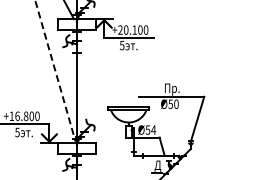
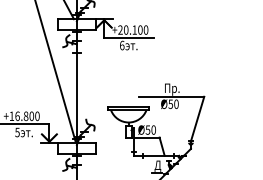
text: 5 -> 6 (121, 45)
line: dashed -> solid (55, 71)
text: Ø54 -> Ø50 (153, 129)
